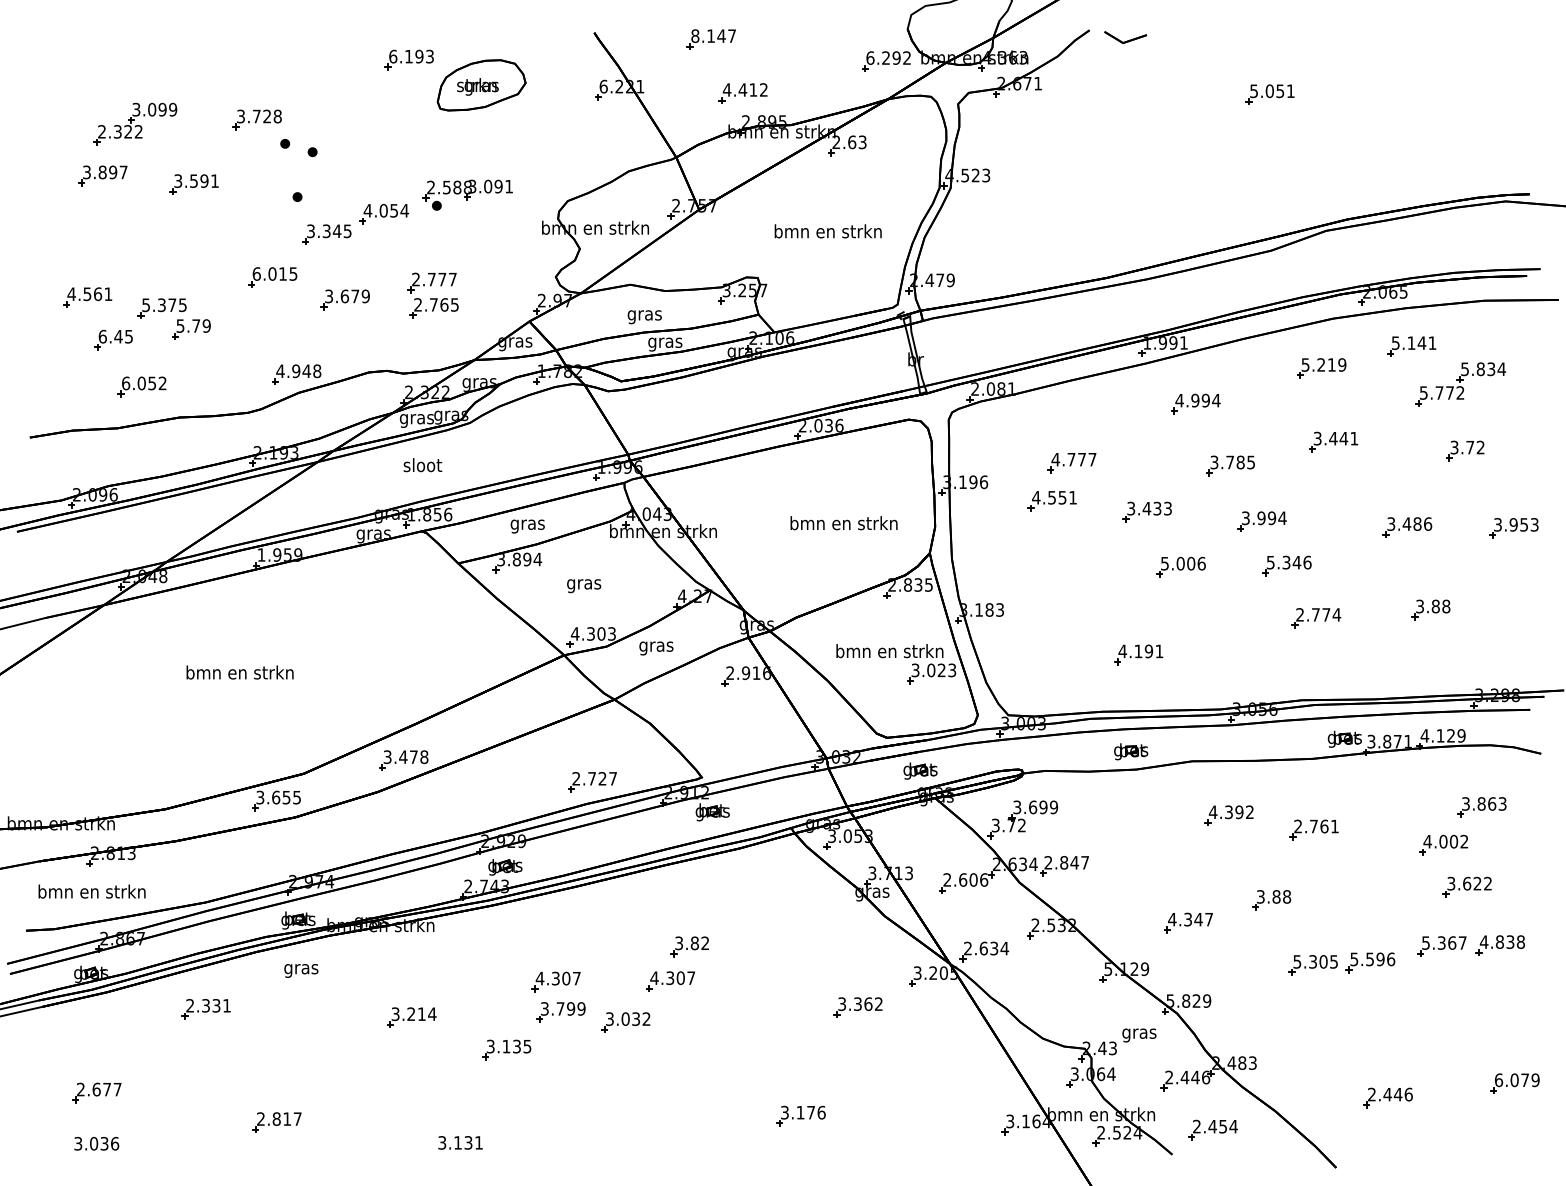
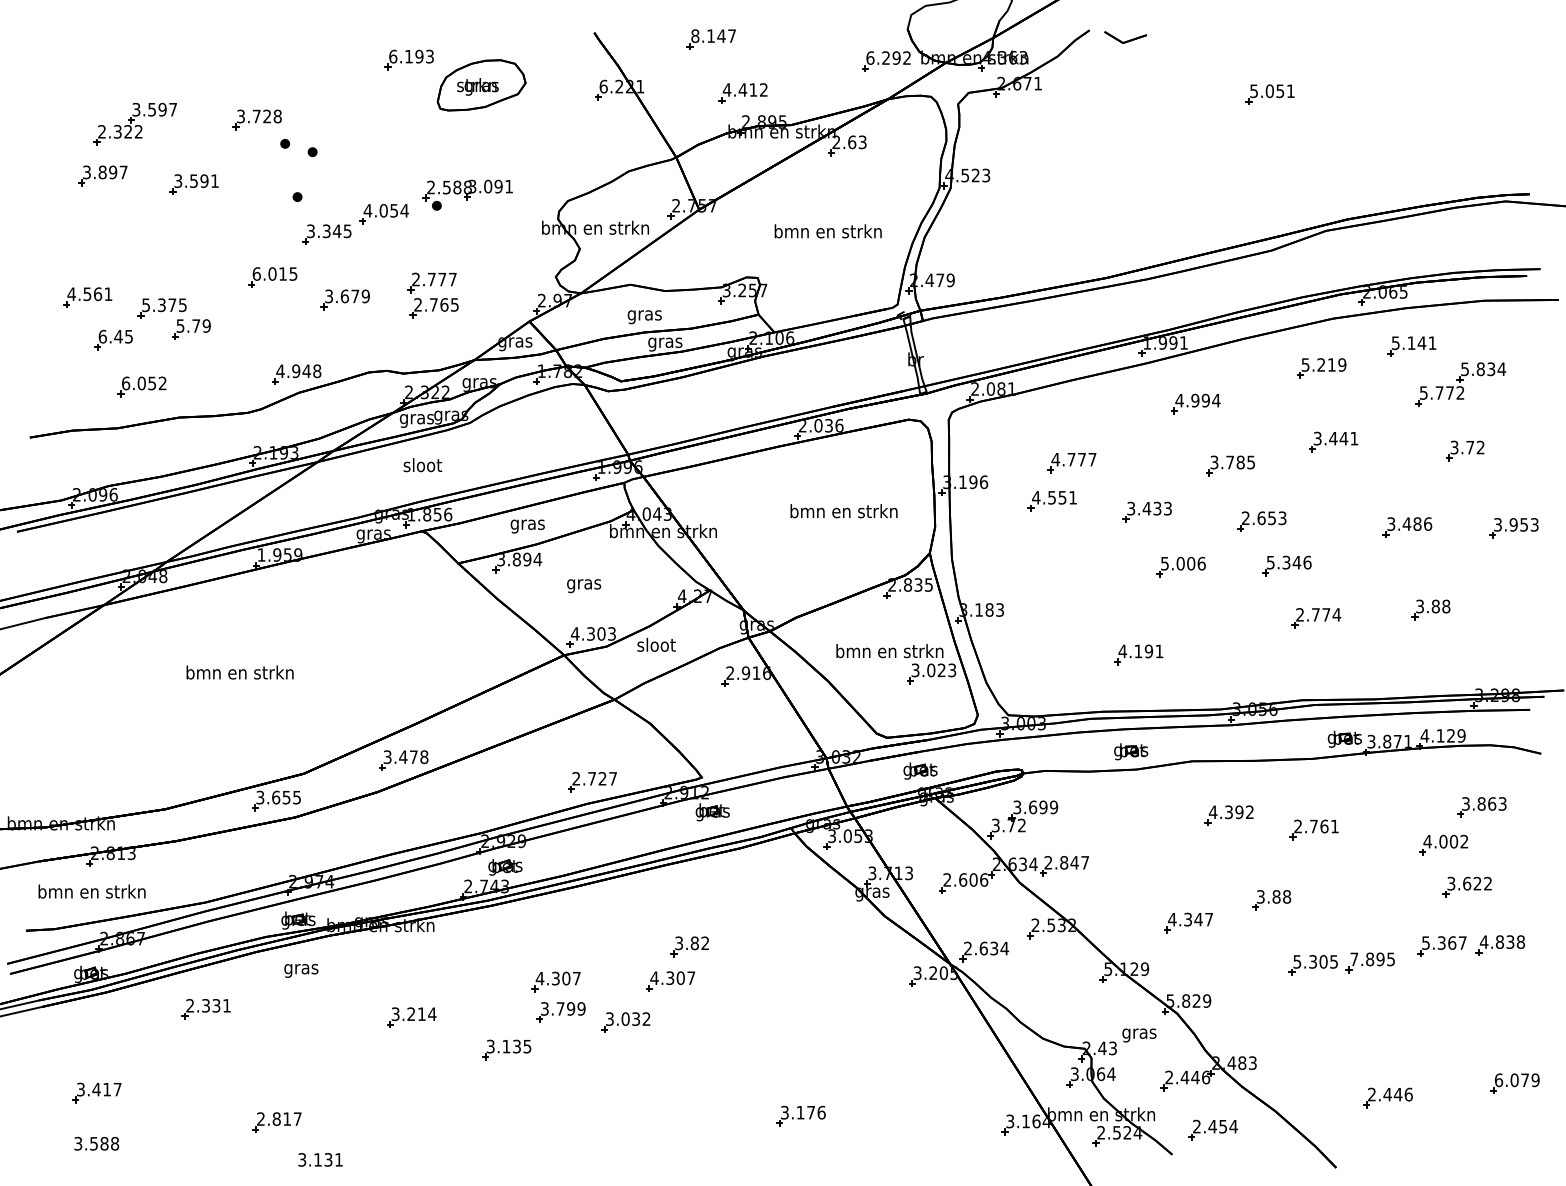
text: 3.099 -> 3.597 (162, 109)
text: 3.994 -> 2.653 (1264, 518)
text position: (843, 523) -> (843, 511) (843, 511)
text: gras -> sloot (656, 646)
text: 5.596 -> 7.895 (1372, 959)
part: present -> none (857, 1007)
text: 2.677 -> 3.417 (93, 1089)
text position: (460, 1142) -> (320, 1159) (320, 1159)
text: 3.036 -> 3.588 (104, 1143)
